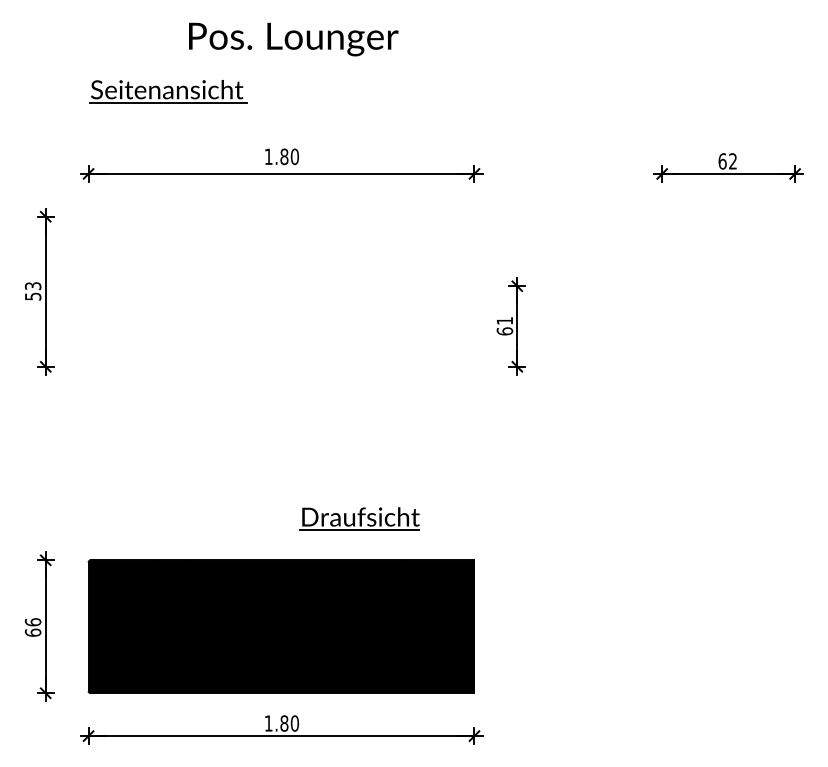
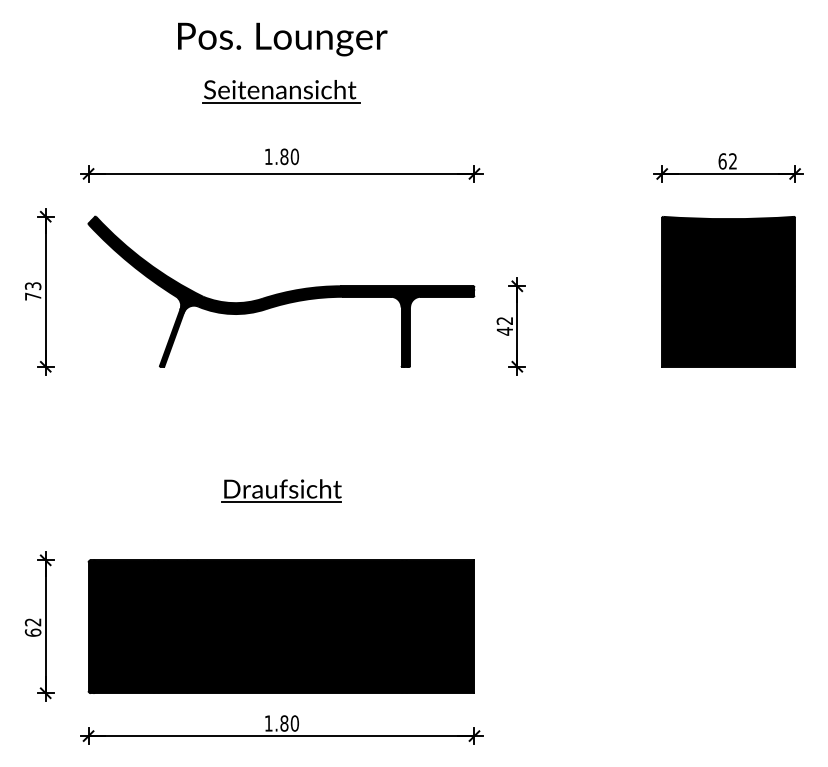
text position: (293, 39) -> (282, 39) (282, 39)
part position: (168, 91) -> (281, 91) (281, 91)
part: none -> present (281, 291)
part: none -> present (728, 291)
text: 53 -> 73 (33, 296)
text: 61 -> 42 (504, 326)
part position: (359, 518) -> (281, 490) (281, 490)
text: 66 -> 62 (32, 622)
